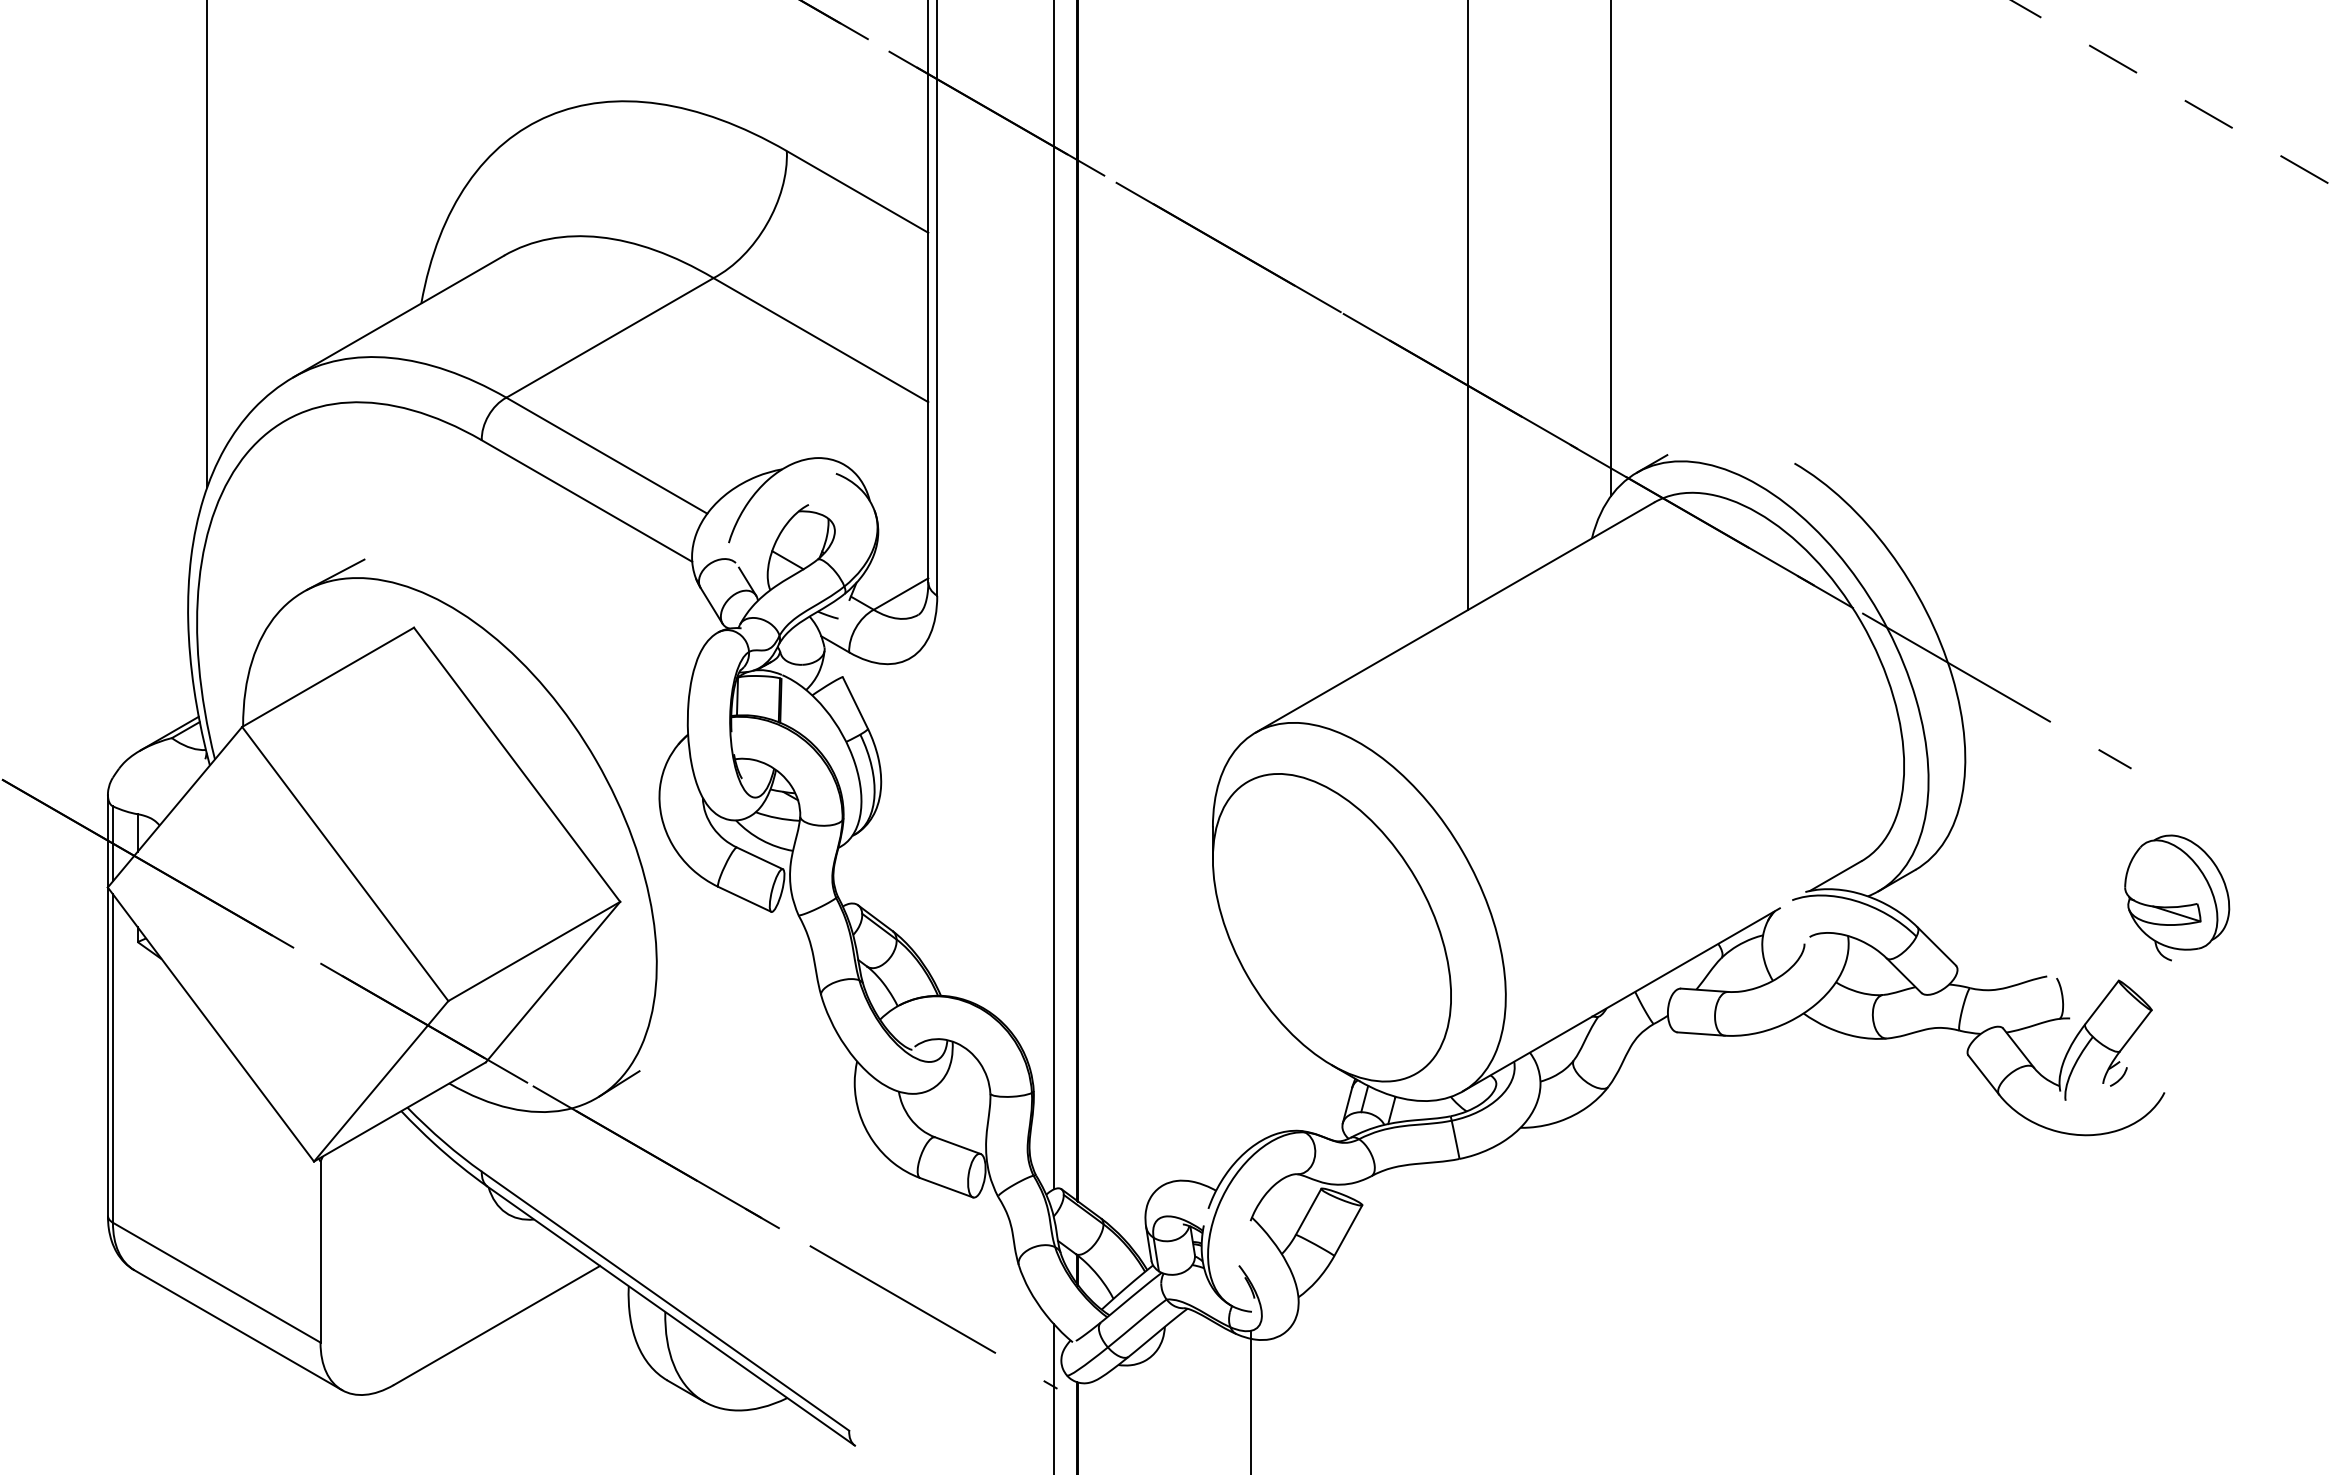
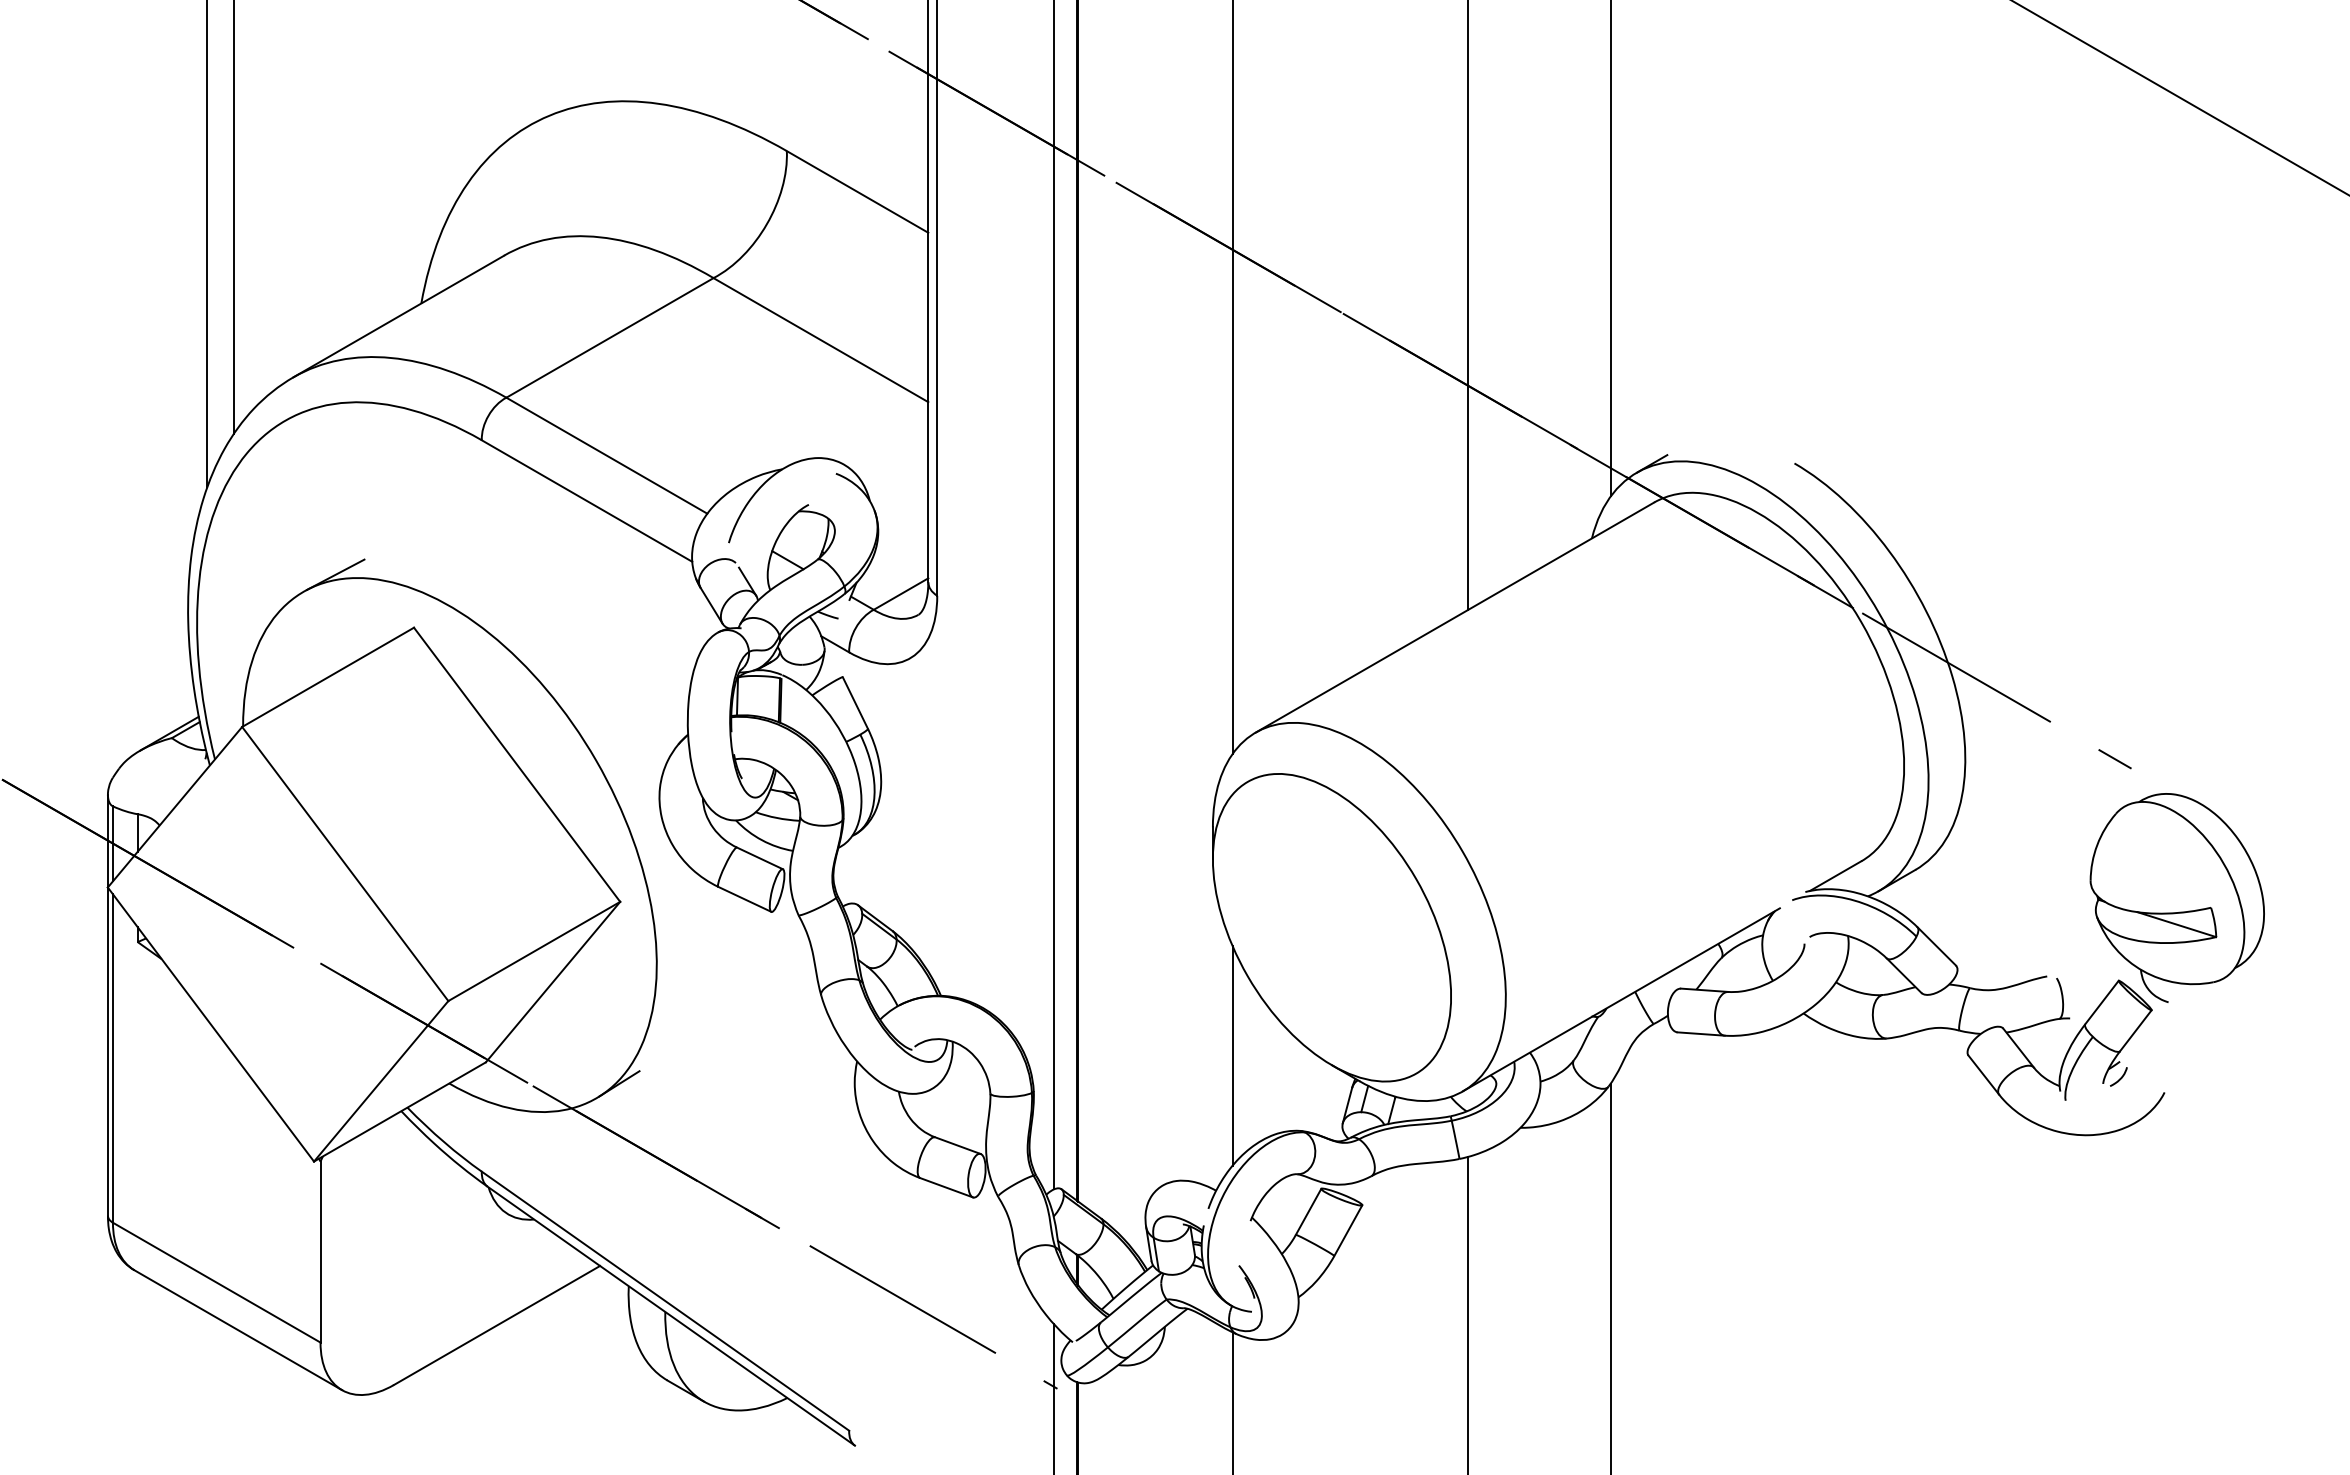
line: dashed -> solid (2180, 98)
line: none -> present (233, 217)
line: none -> present (1232, 378)
part size: 107x128 px -> 176x210 px (2176, 897)
line: none -> present (1232, 1055)
line: none -> present (1610, 1277)
line: none -> present (1467, 1313)
line position: (1250, 1401) -> (1232, 1401) (1232, 1401)
